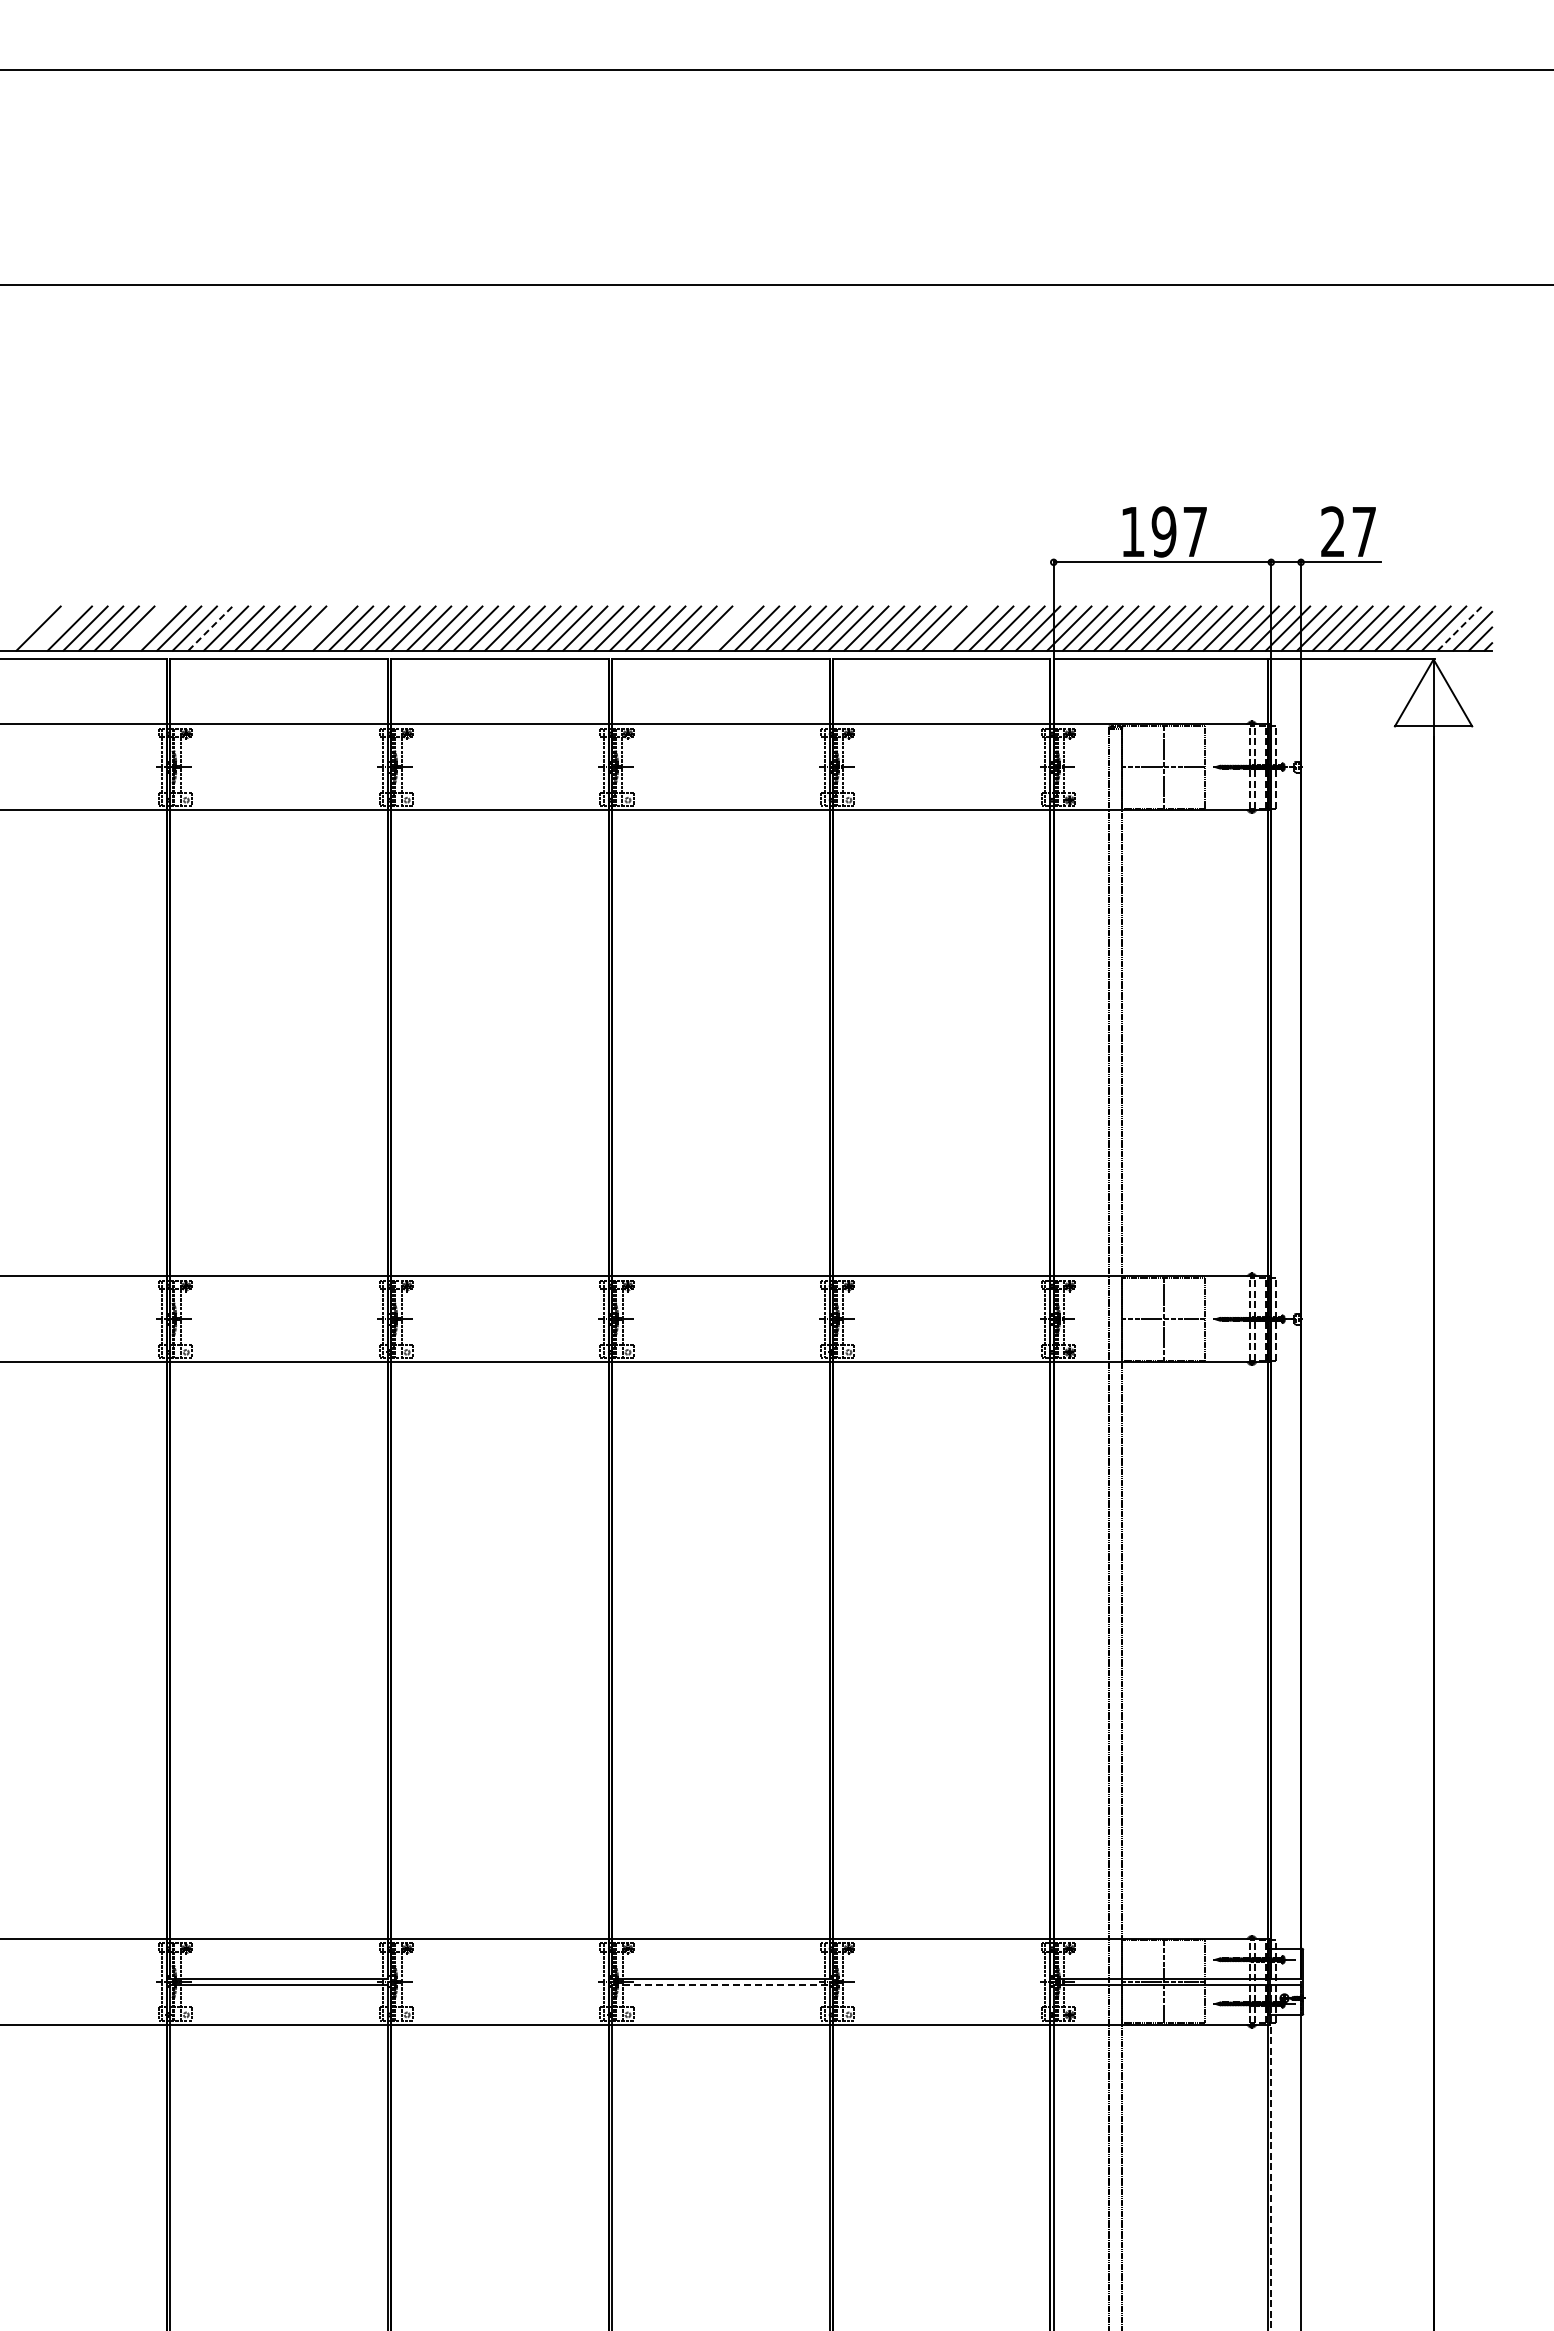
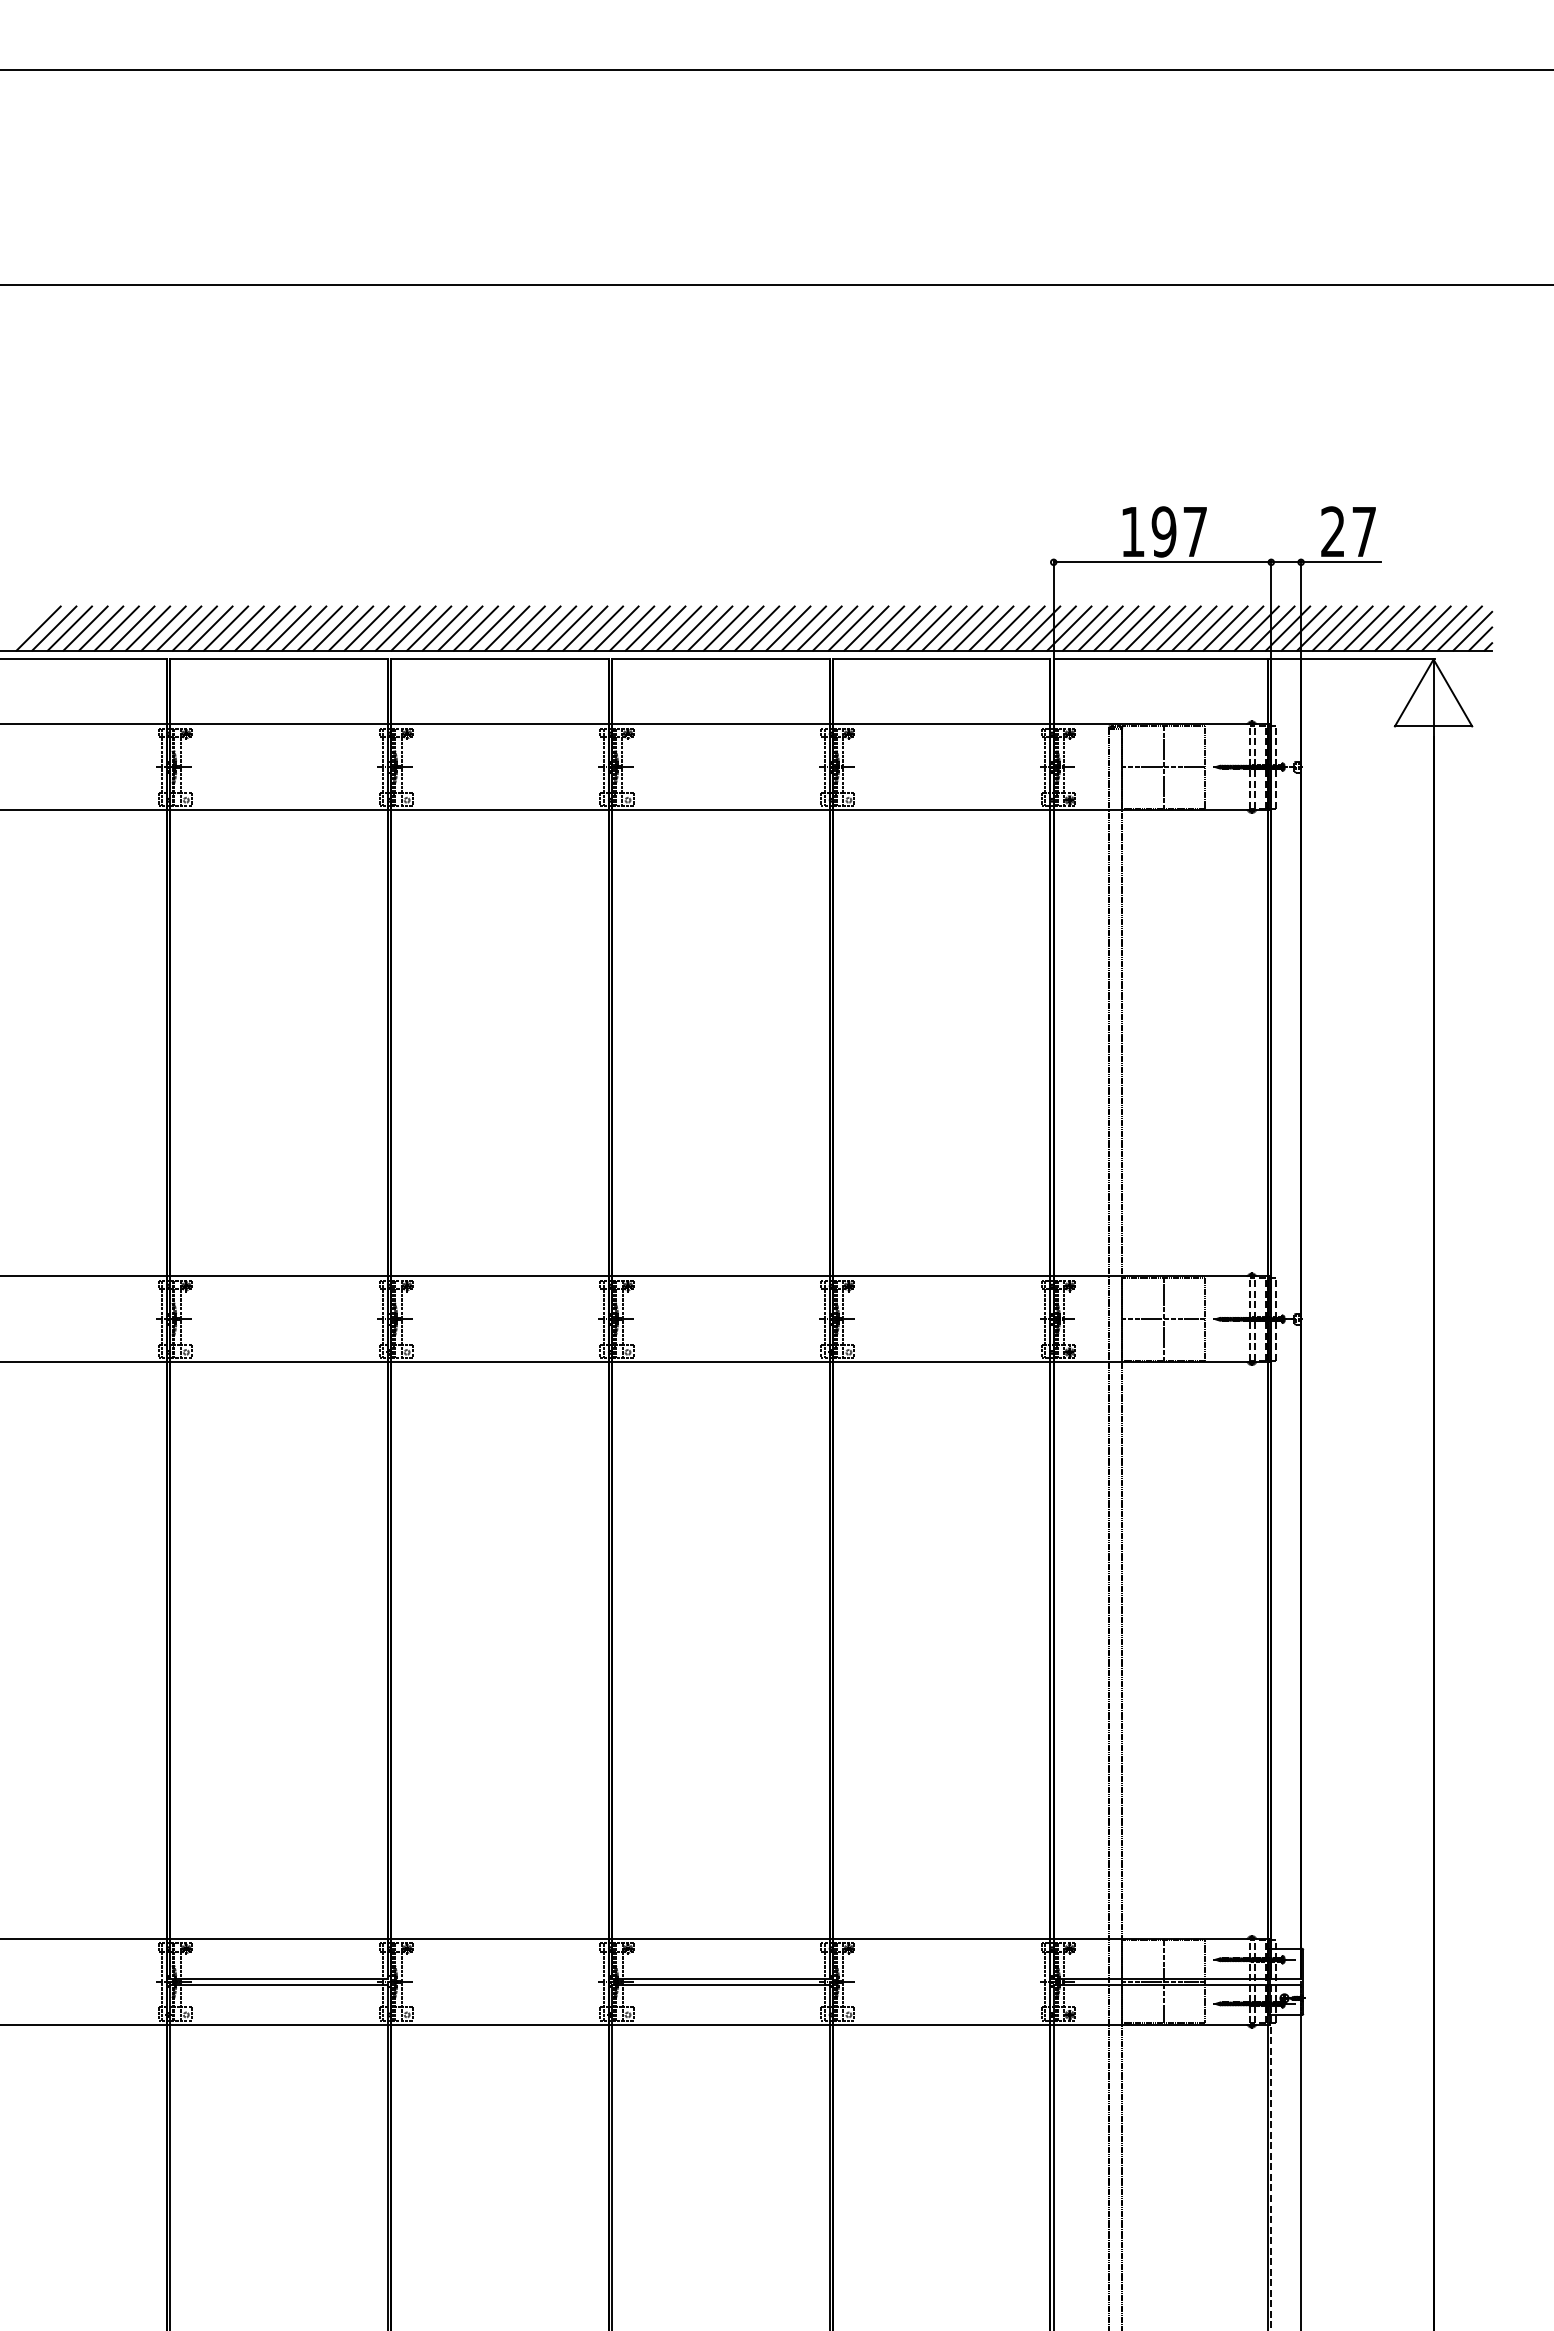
line: none -> present (54, 628)
line: none -> present (147, 628)
line: dashed -> solid (210, 628)
line: none -> present (319, 628)
line: none -> present (725, 628)
line: none -> present (959, 628)
line: dashed -> solid (1460, 628)
line: dashed -> solid (720, 1984)
